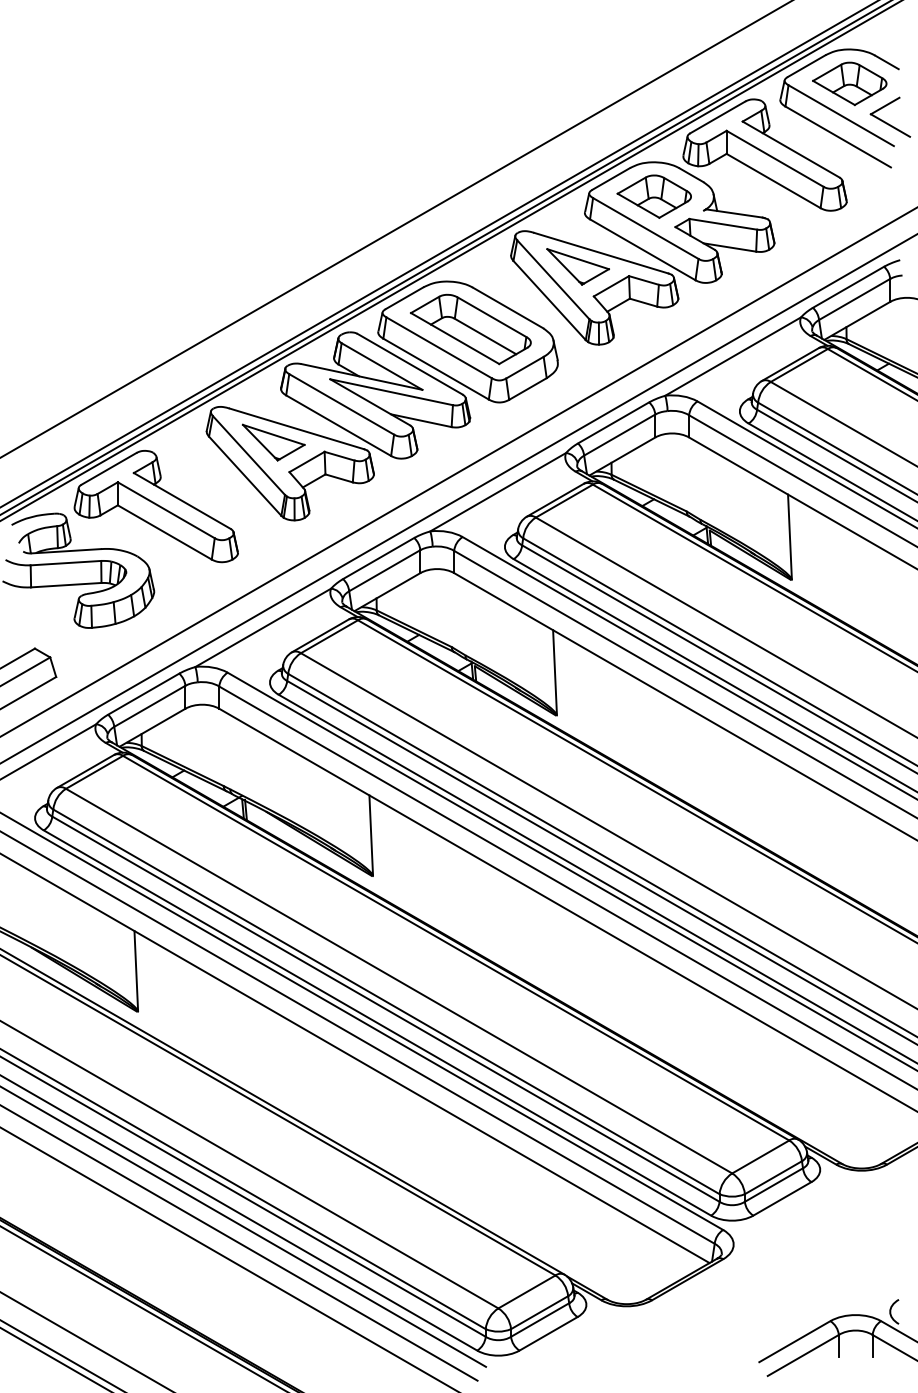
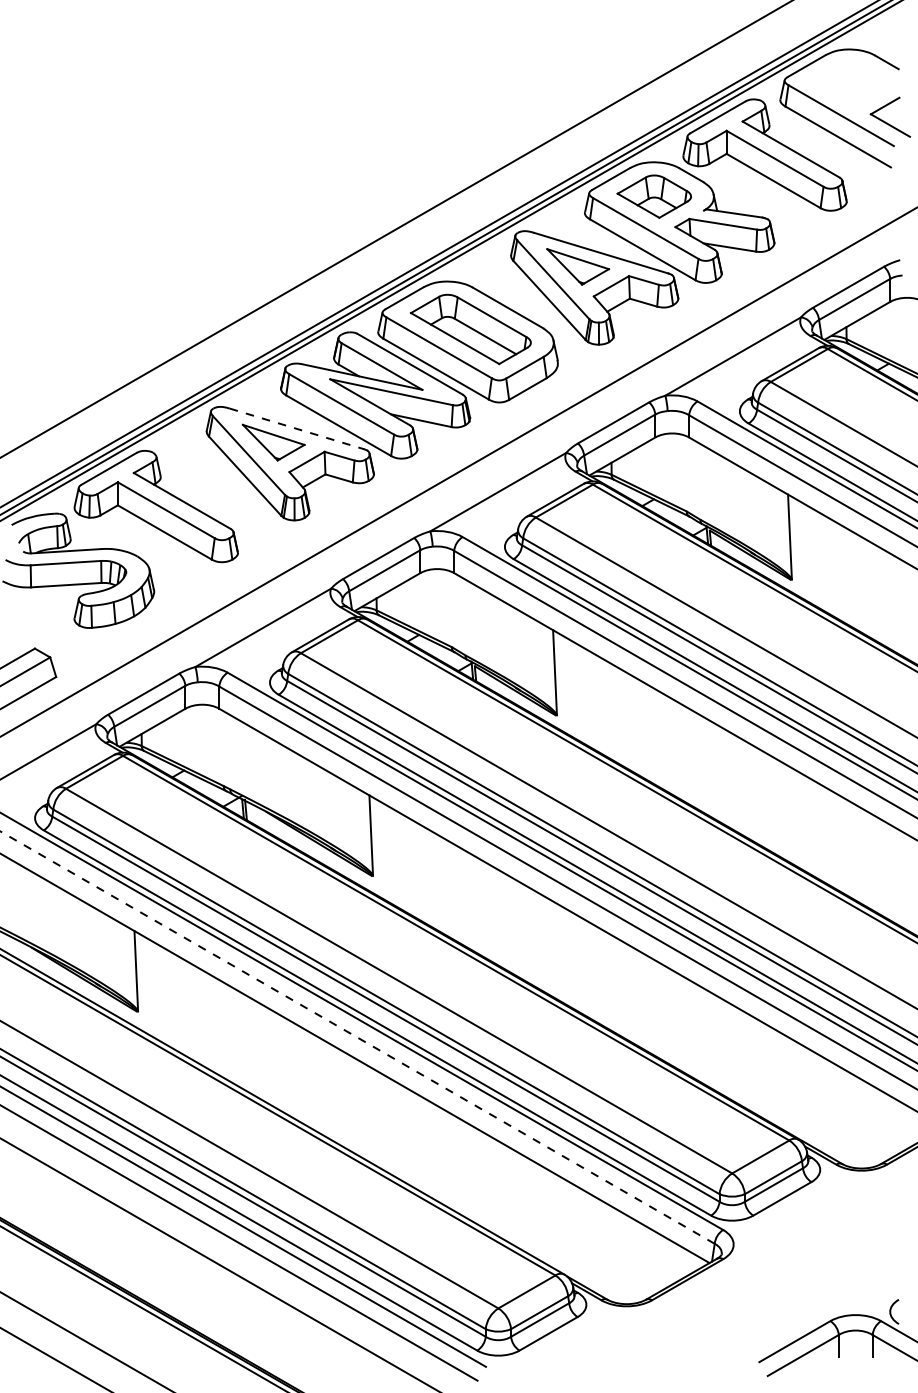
part: present -> none (849, 83)
line: solid -> dashed (297, 429)
line: present -> none (458, 498)
line: solid -> dashed (357, 1037)
line position: (228, 1258) -> (219, 1264) (219, 1264)
line: present -> none (61, 1355)
